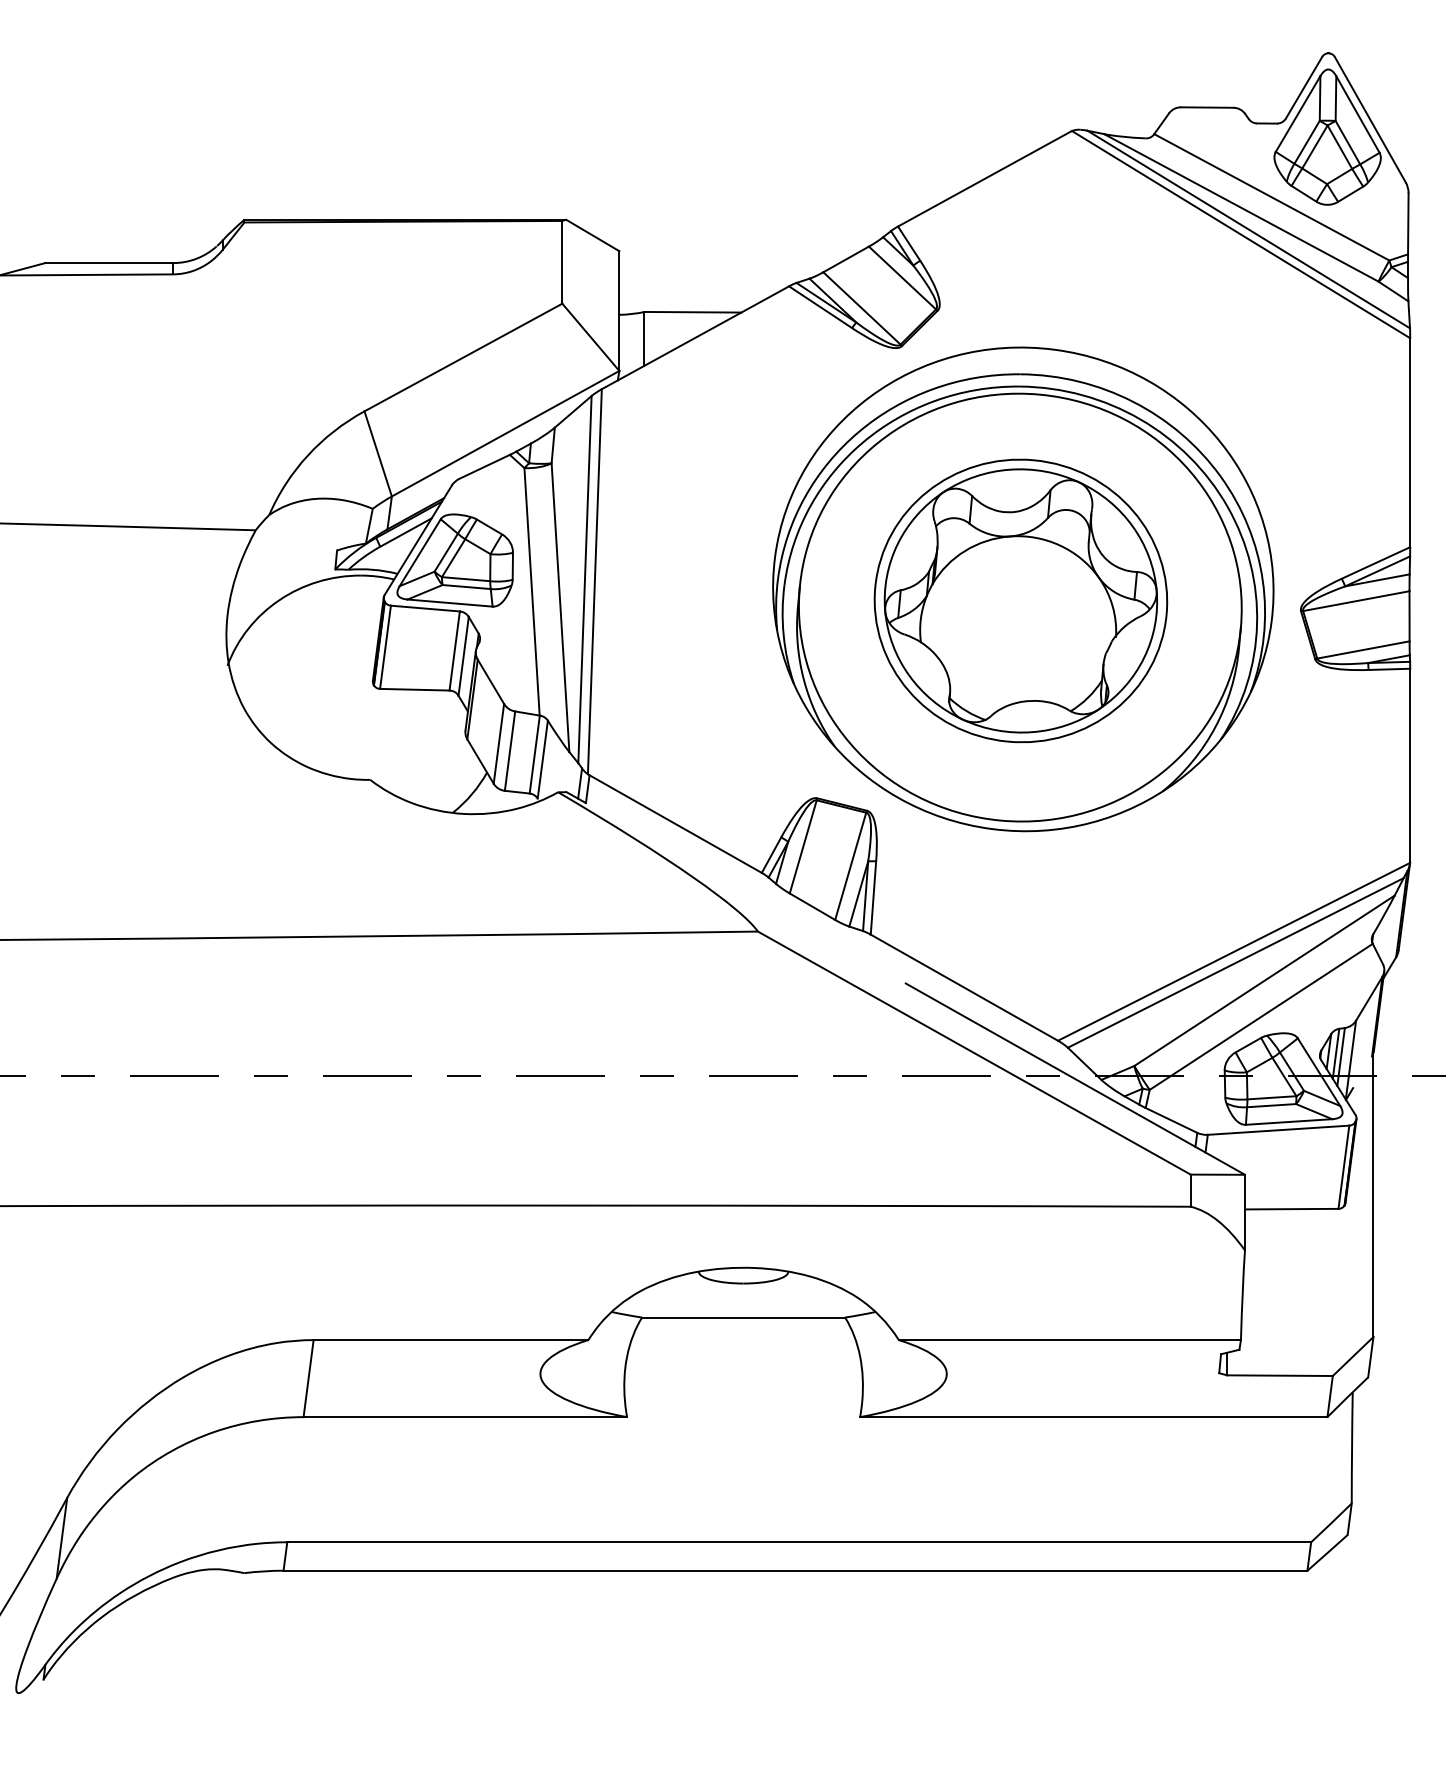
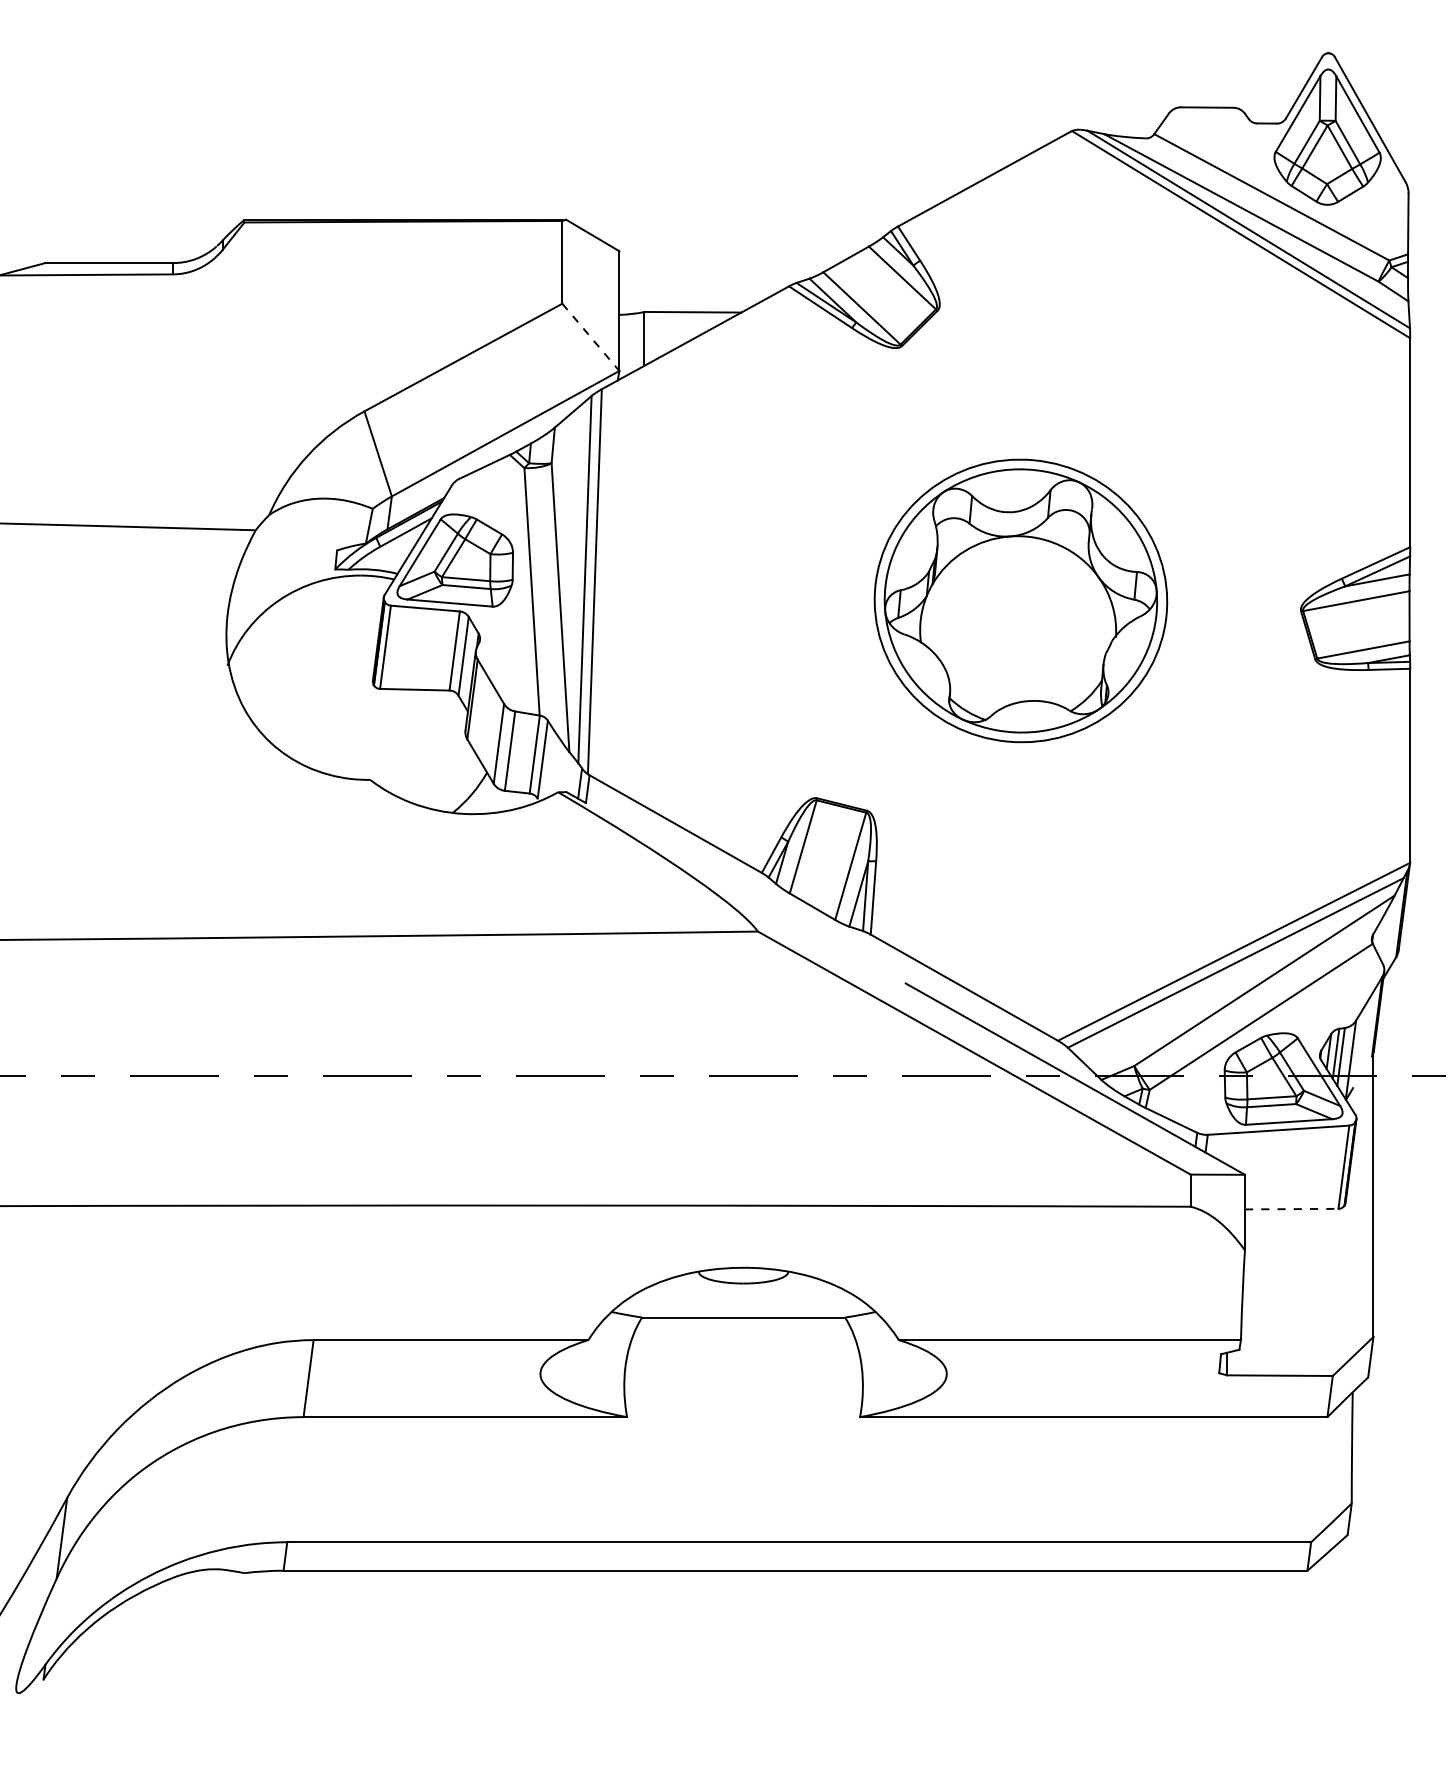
line: solid -> dashed (591, 337)
part: present -> none (1023, 589)
line: solid -> dashed (1291, 1209)
